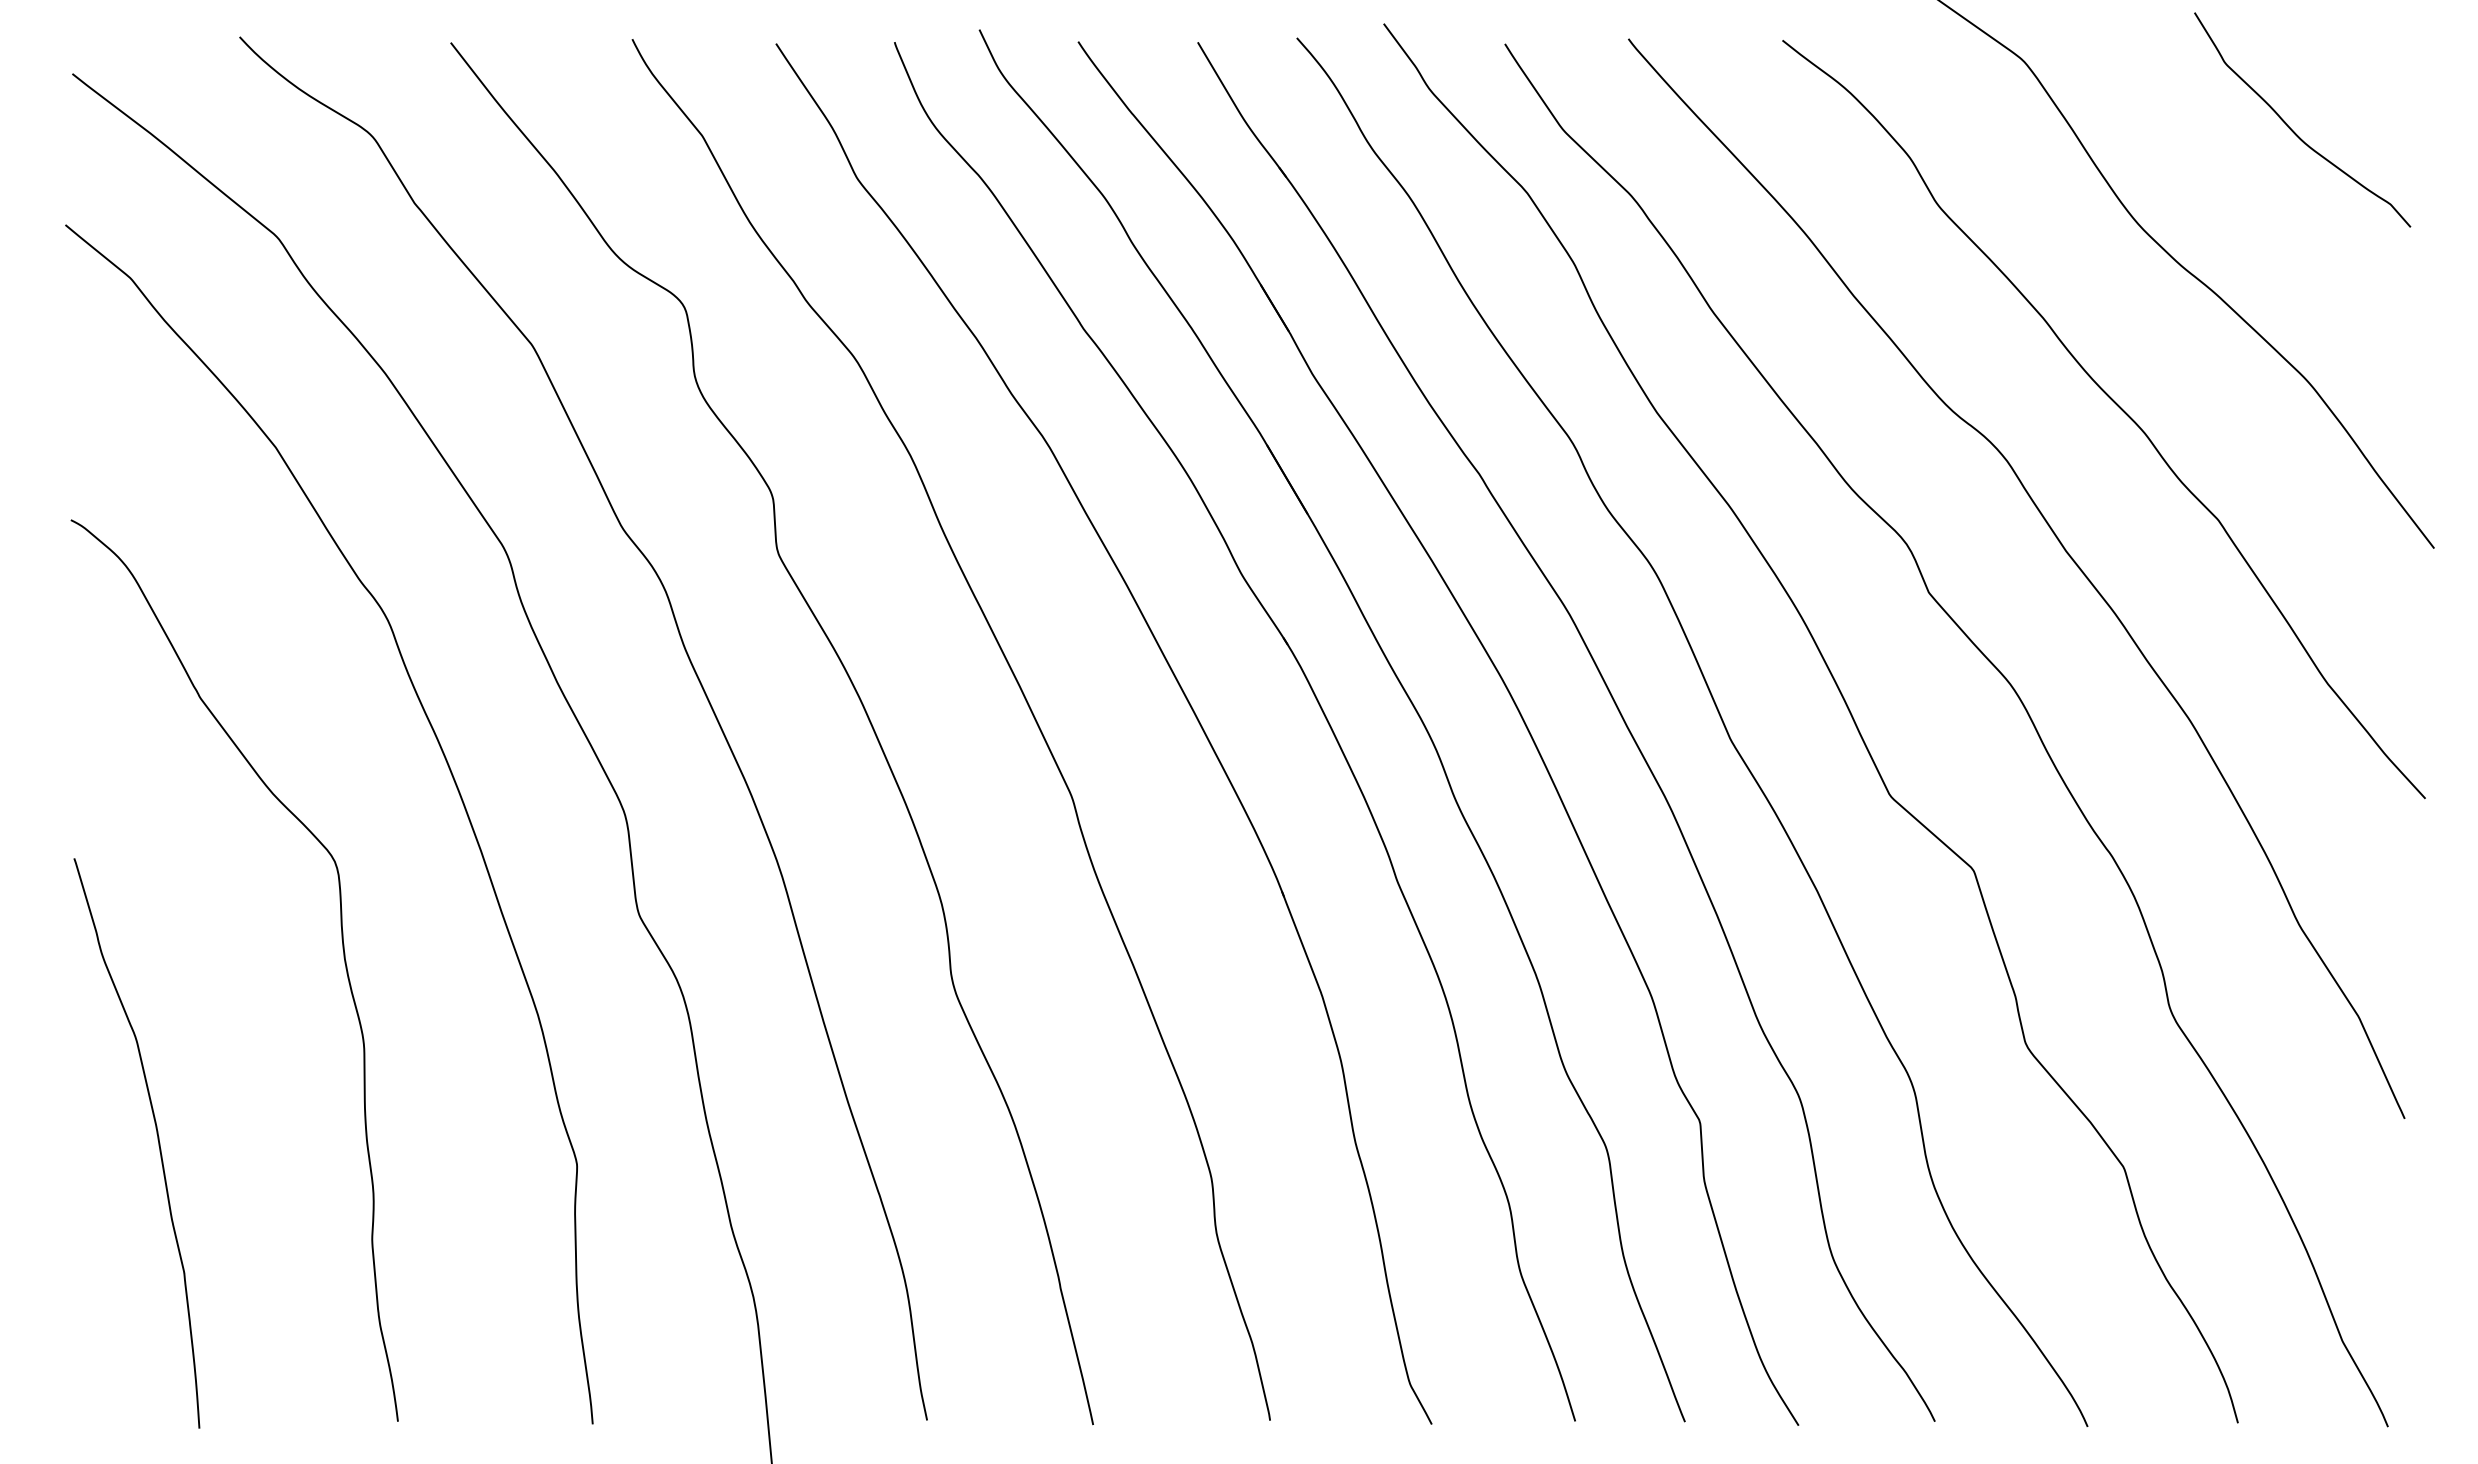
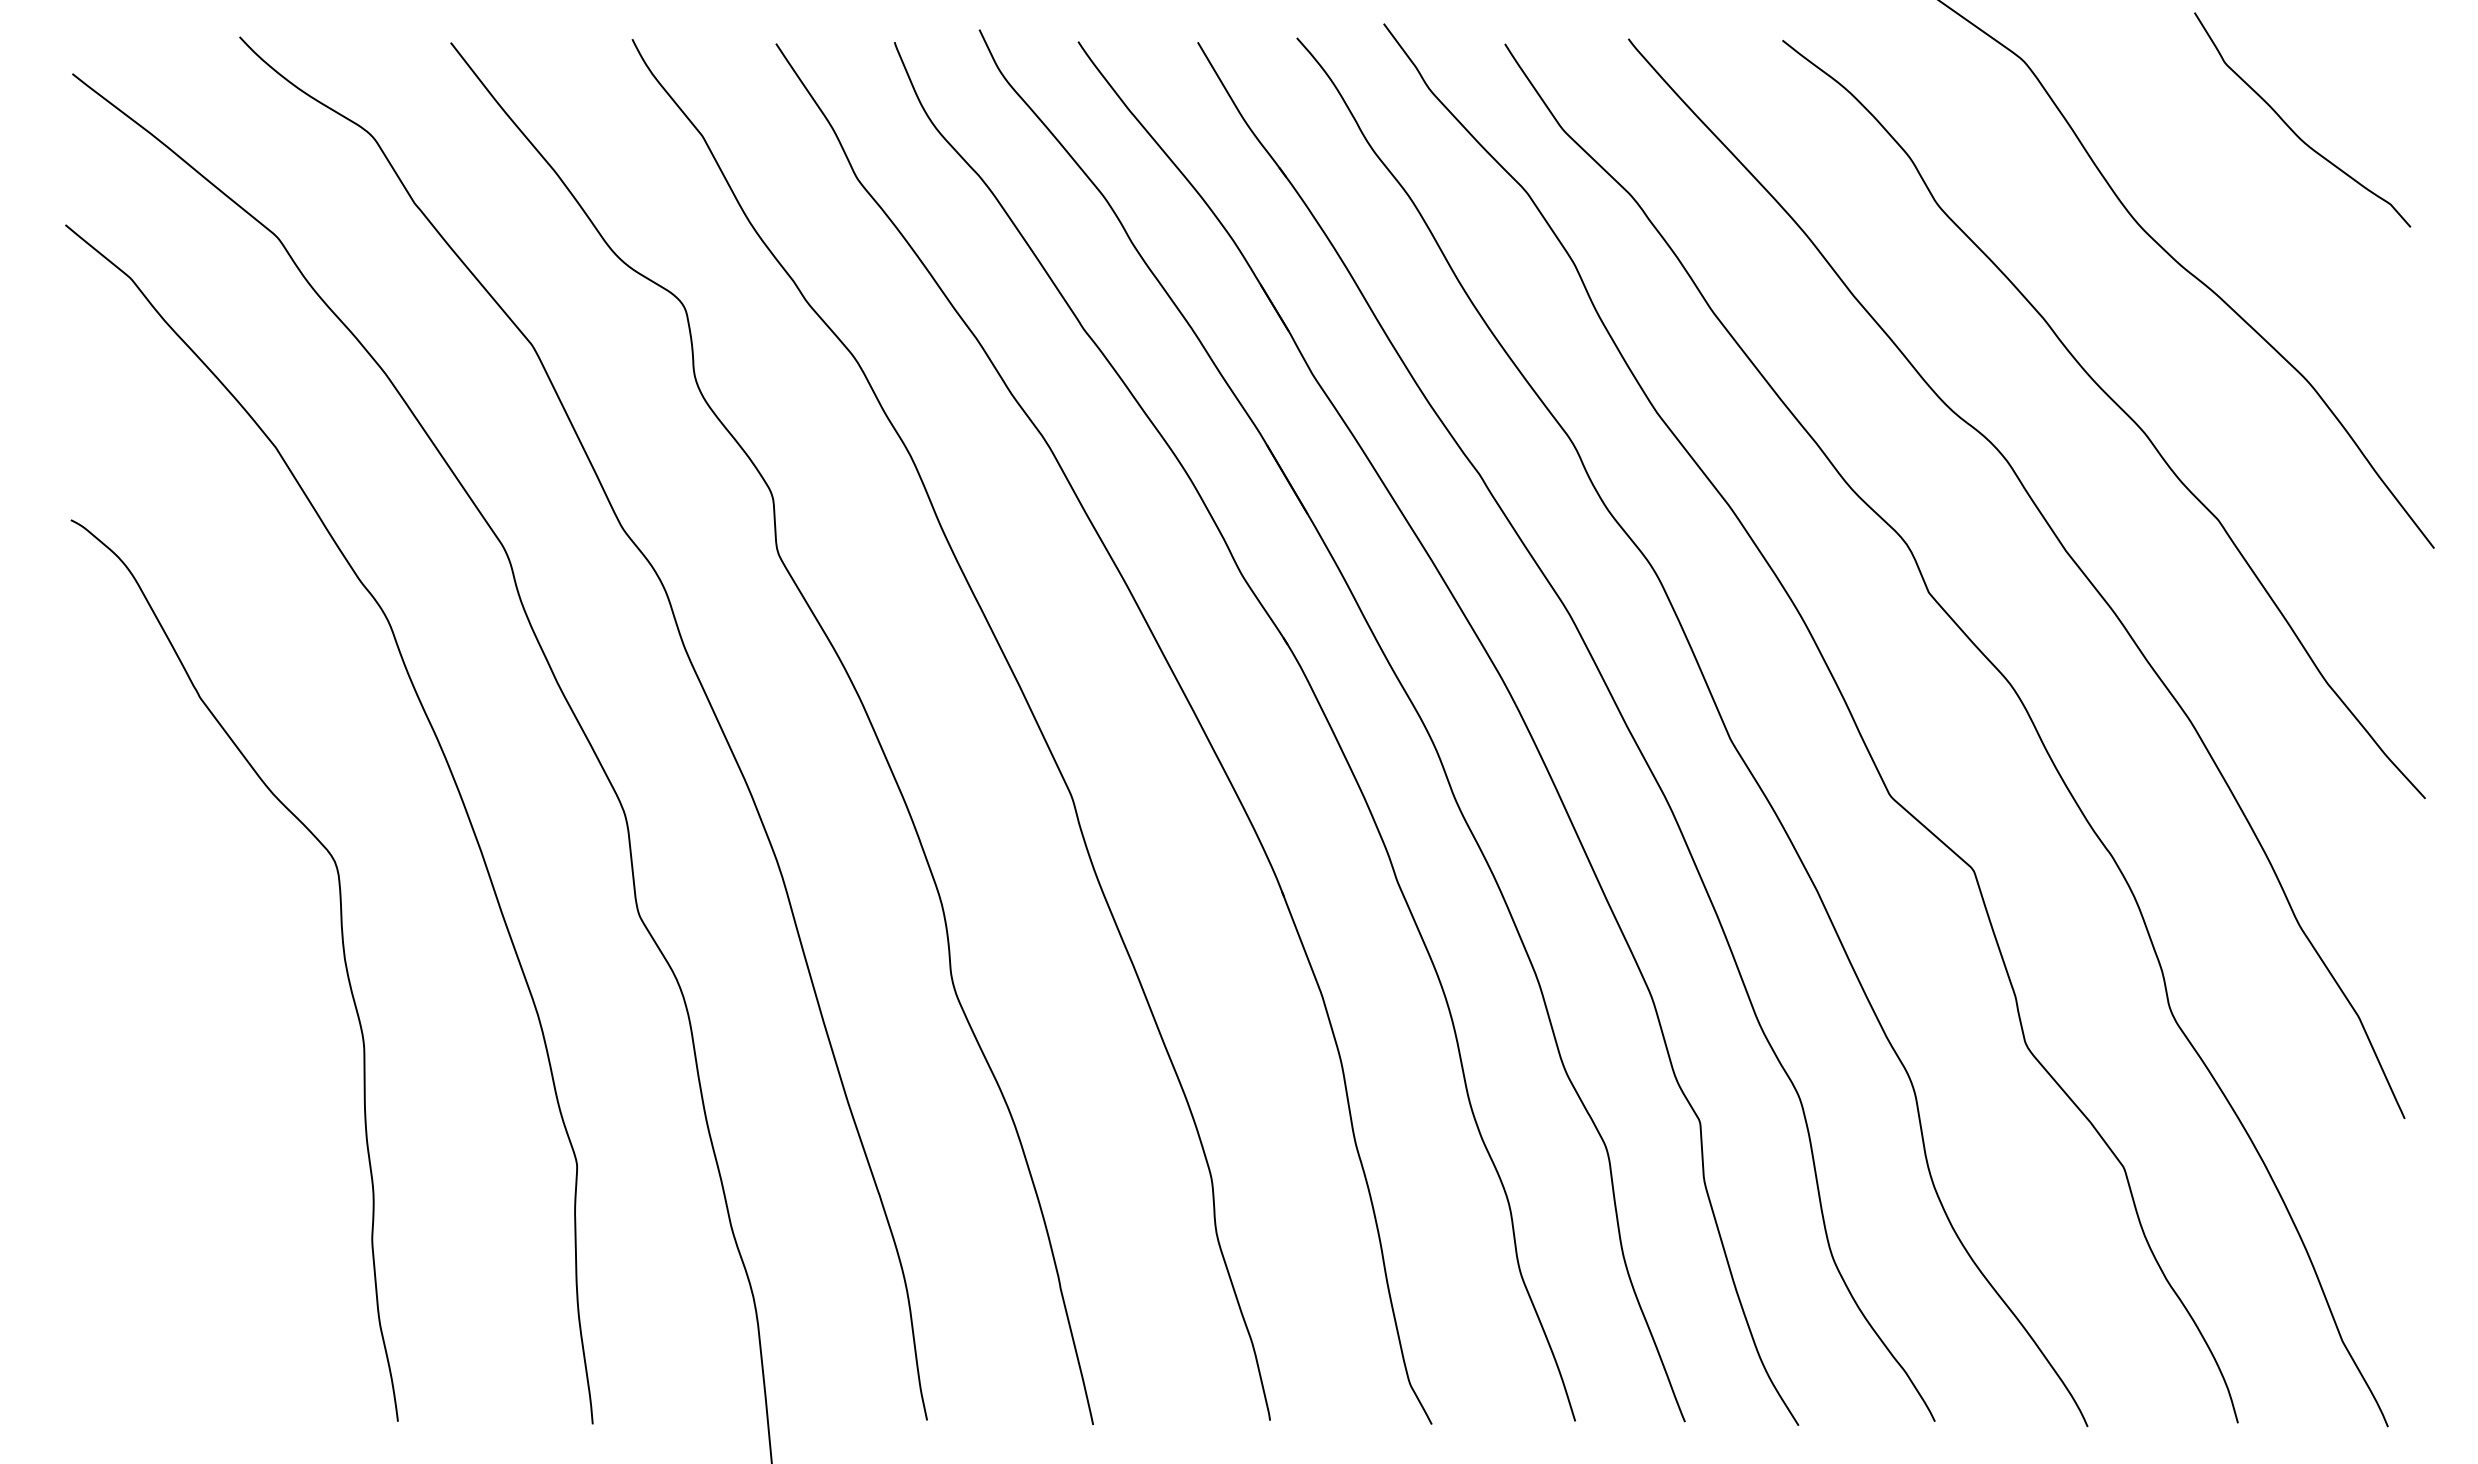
curve: present -> none (157, 1140)
